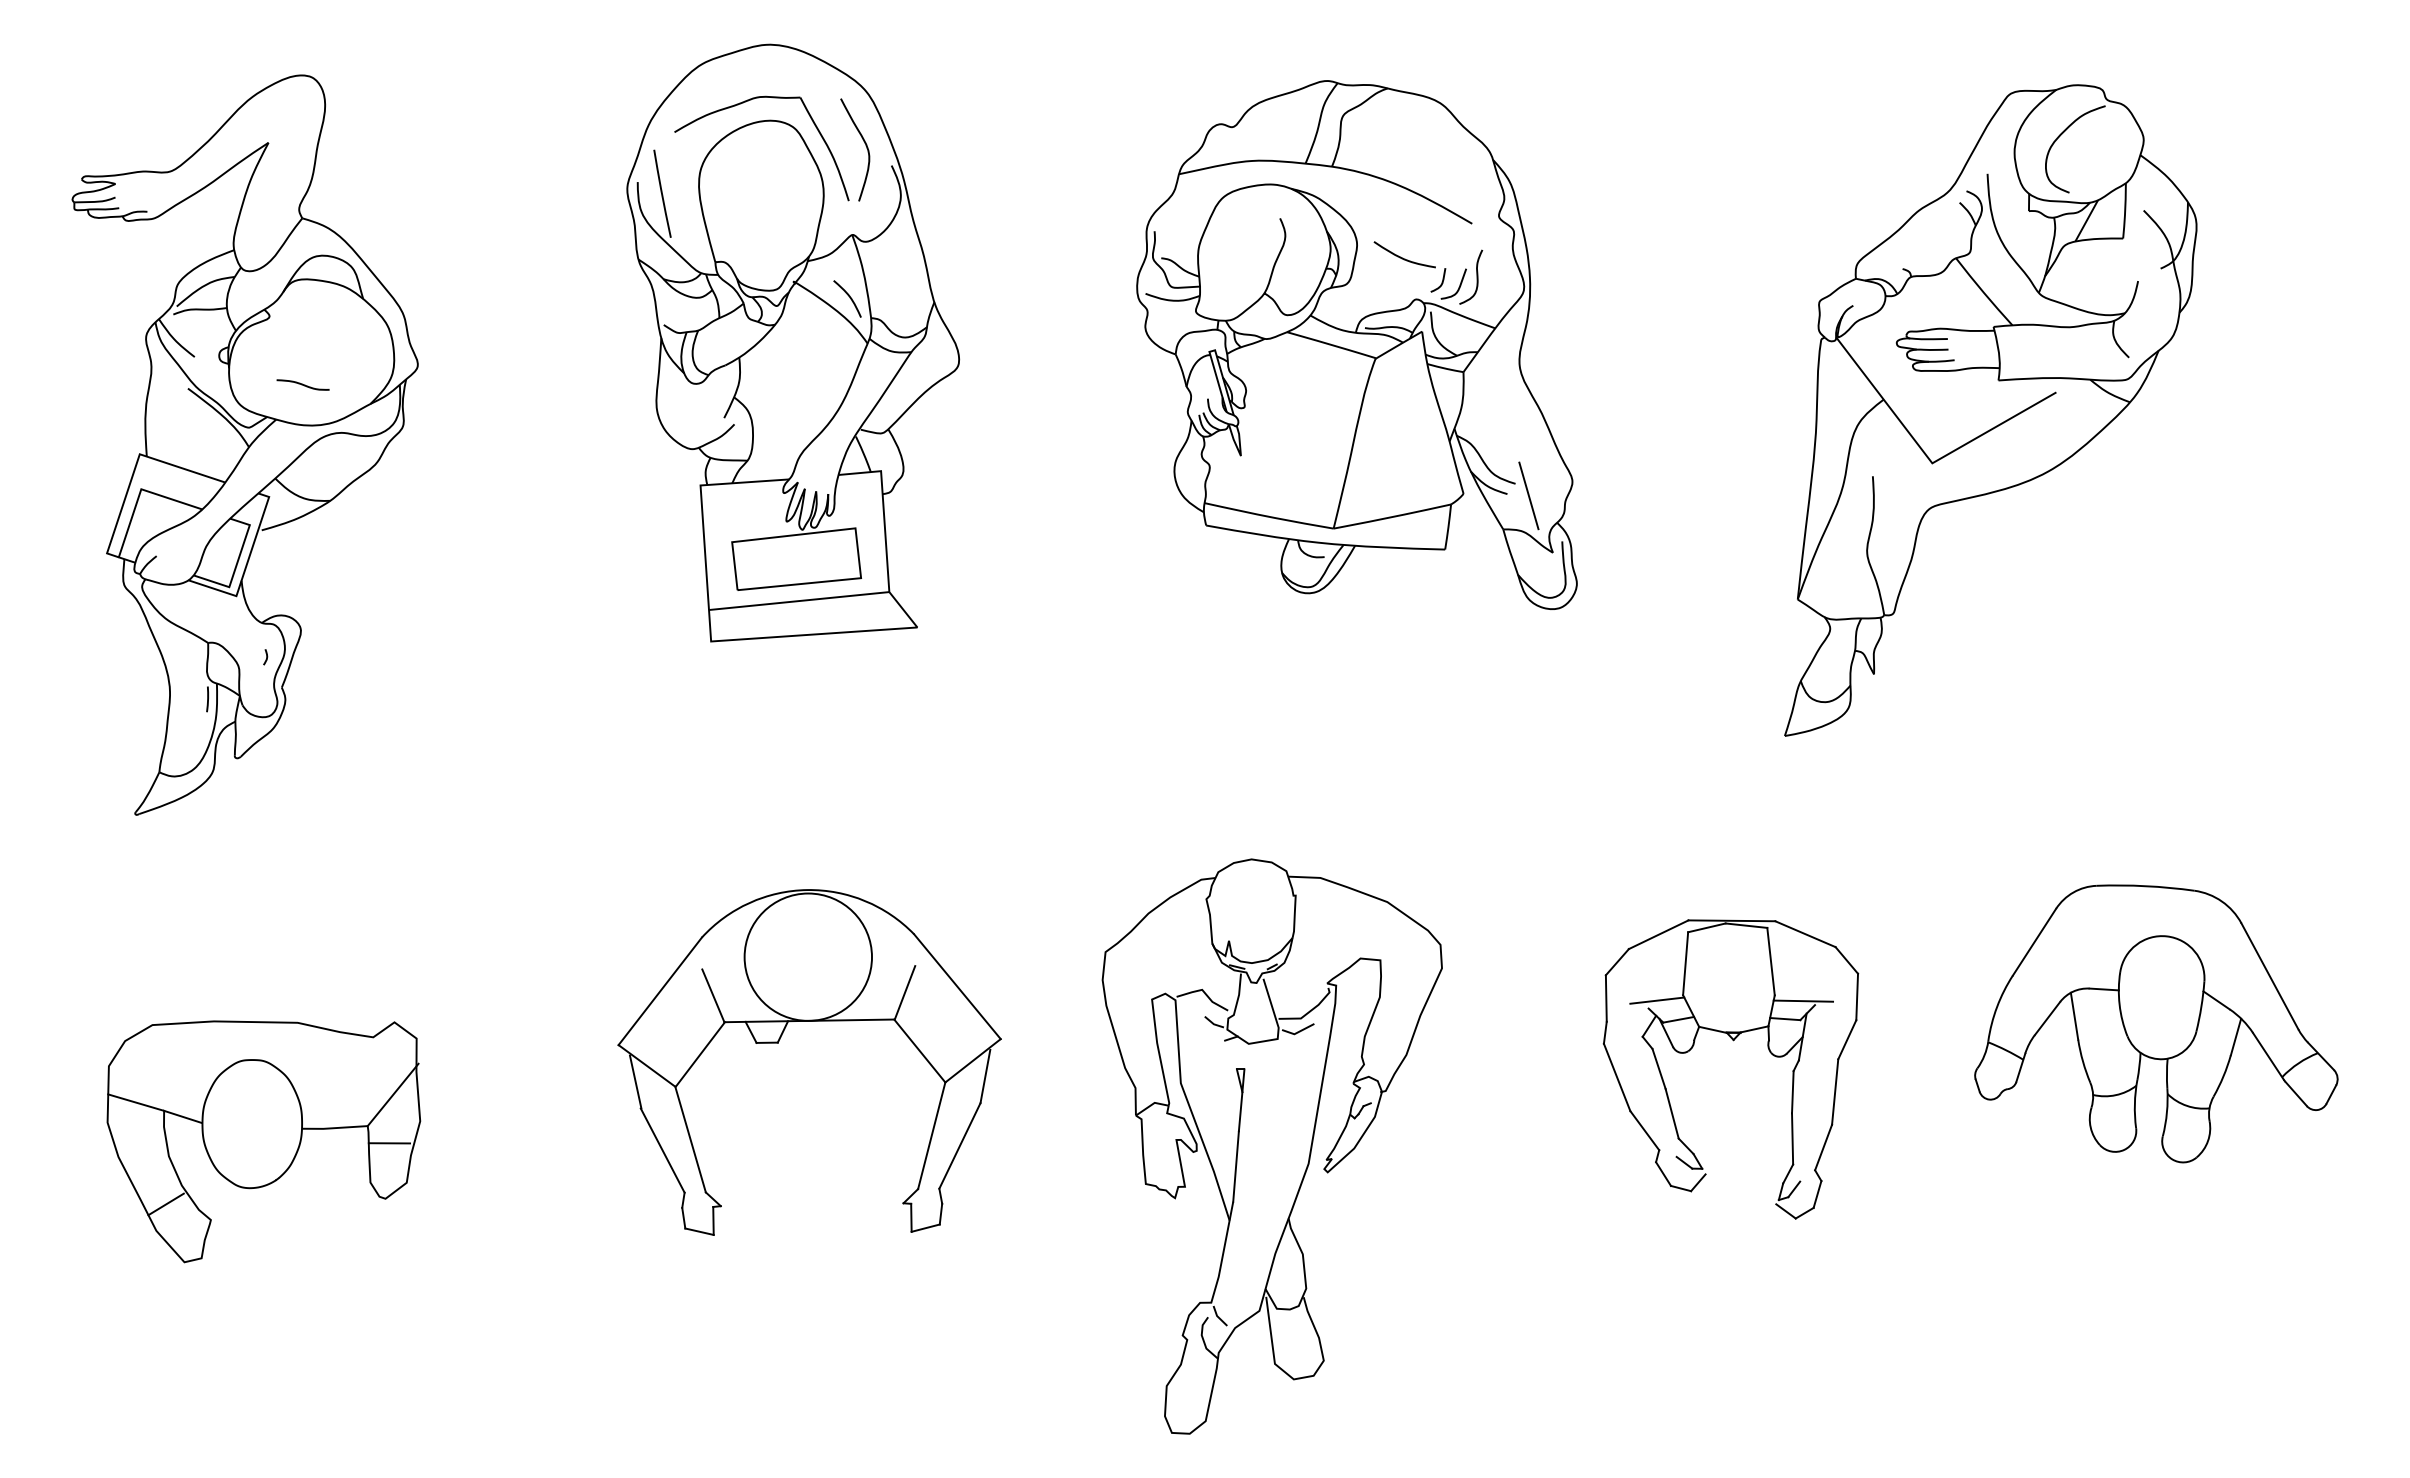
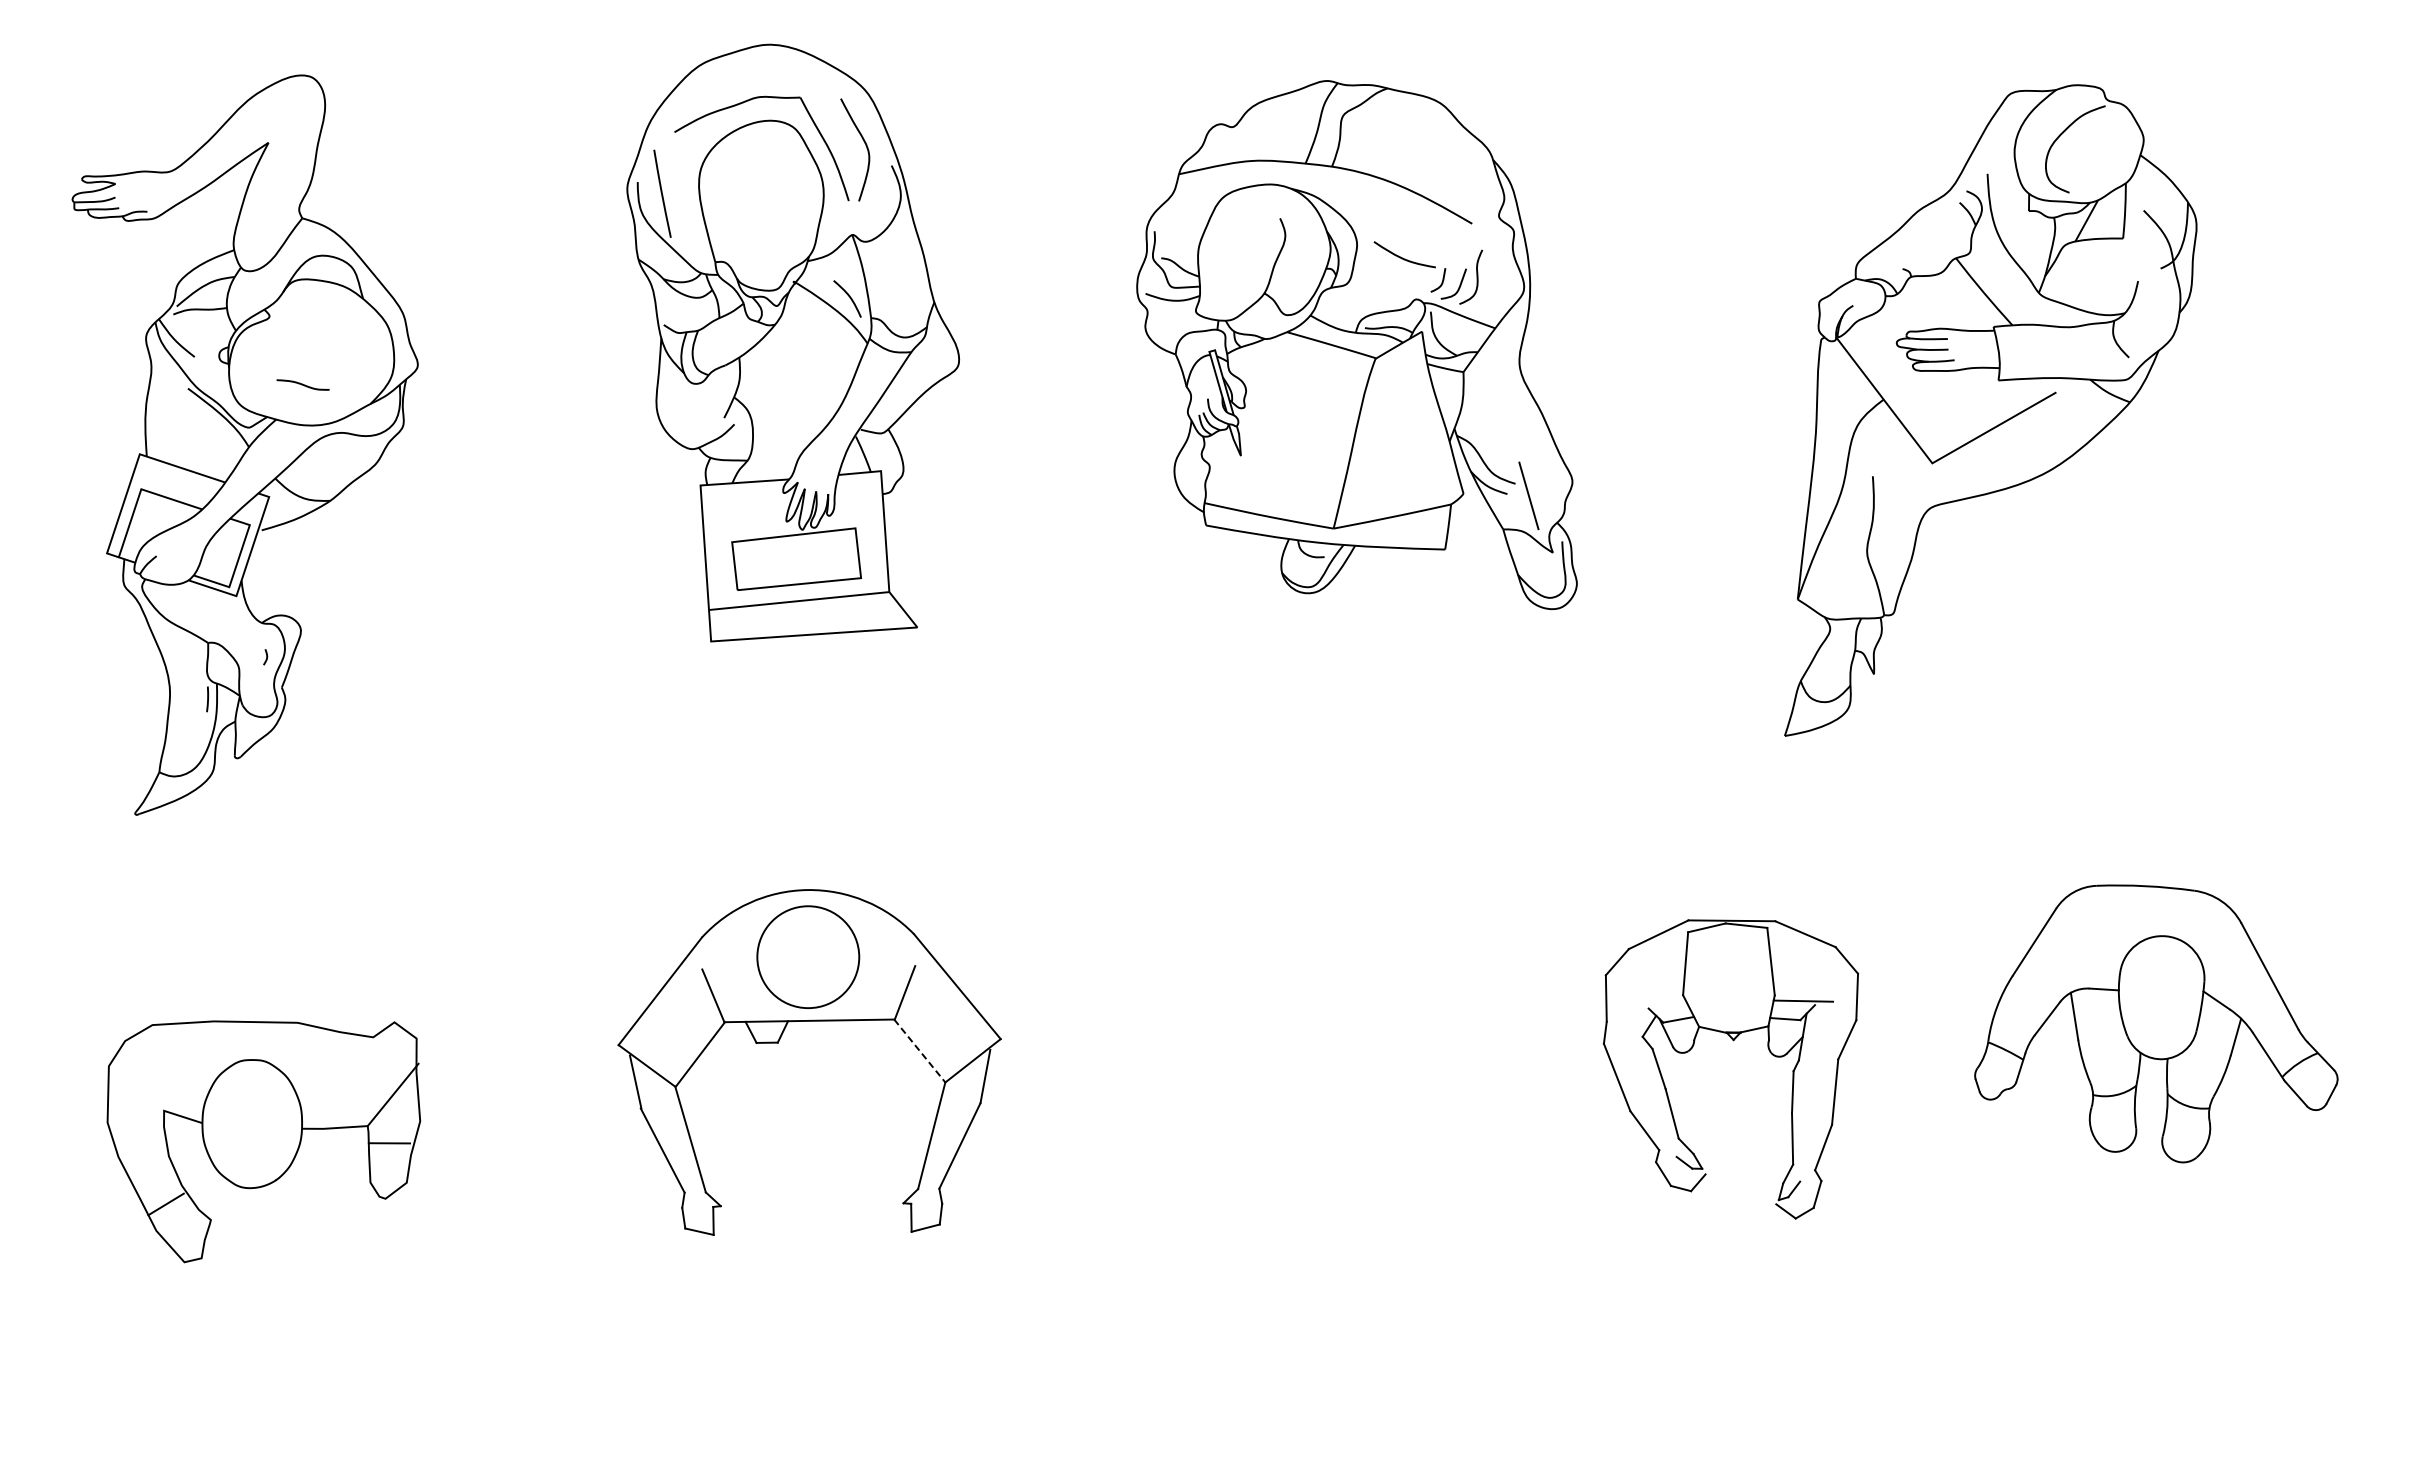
circle diameter: 127 px -> 102 px (808, 957)
line: present -> none (1657, 1000)
line: solid -> dashed (919, 1051)
line: present -> none (136, 1102)
part: present -> none (1271, 1146)
